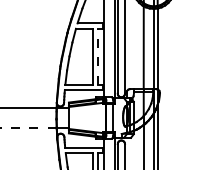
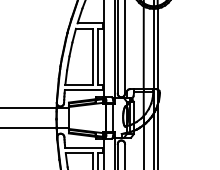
line: dashed -> solid (97, 56)
line: dashed -> solid (28, 127)
